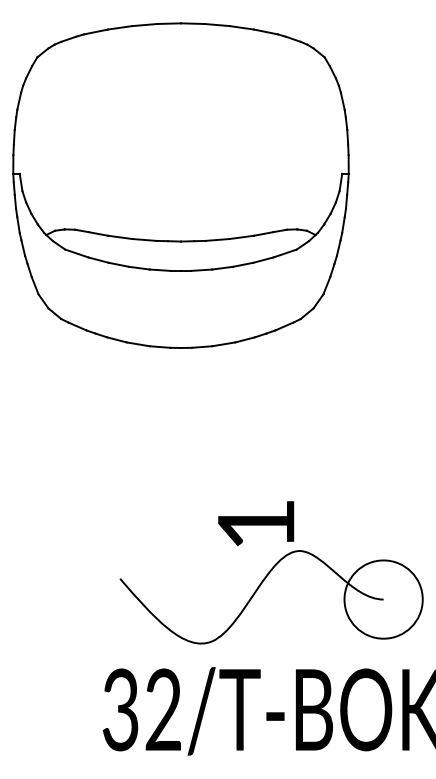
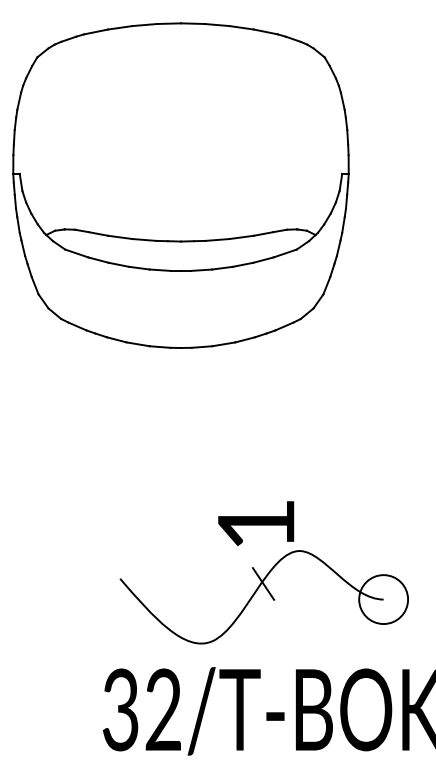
line: none -> present (263, 583)
circle diameter: 78 px -> 49 px (383, 599)
